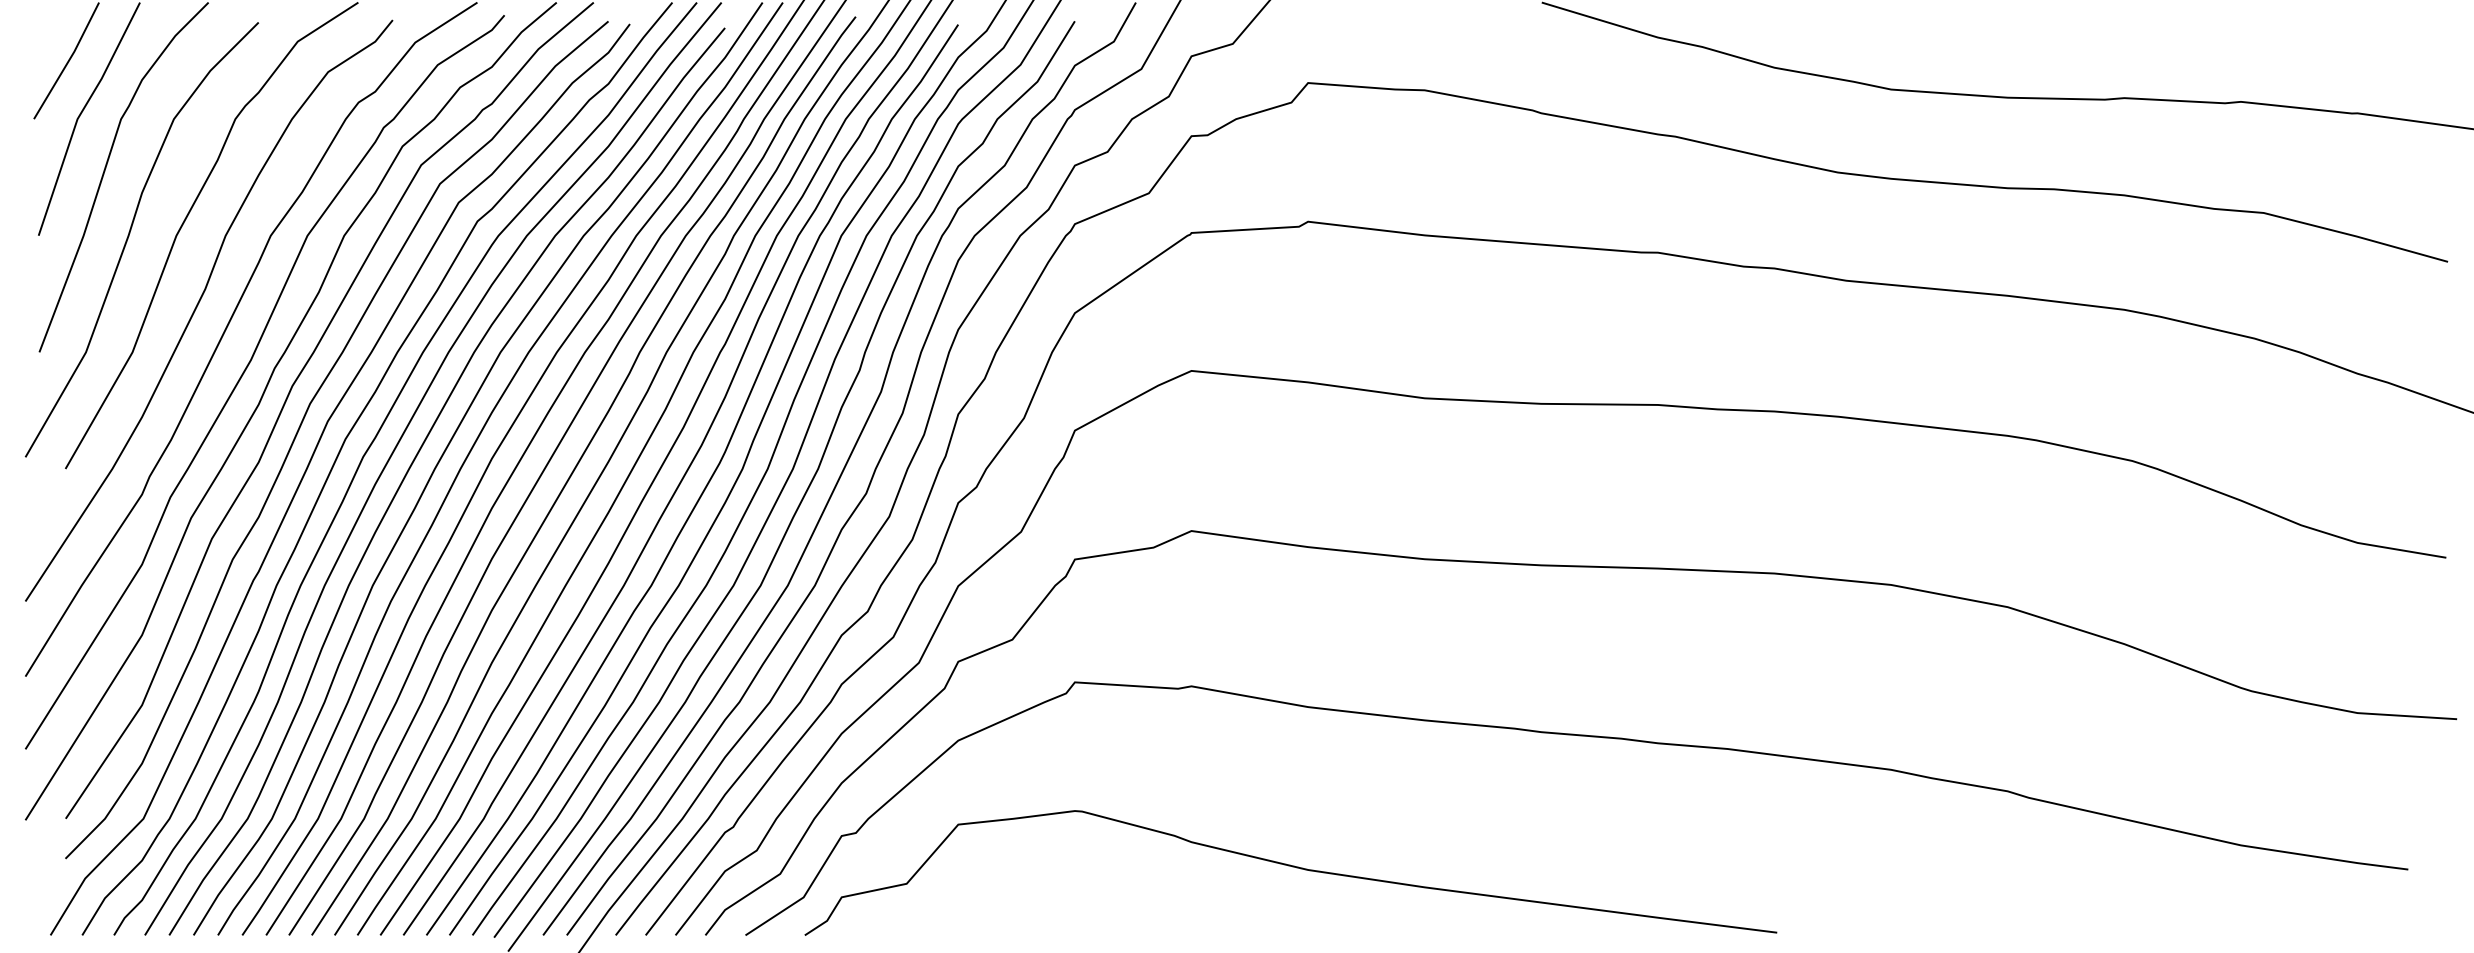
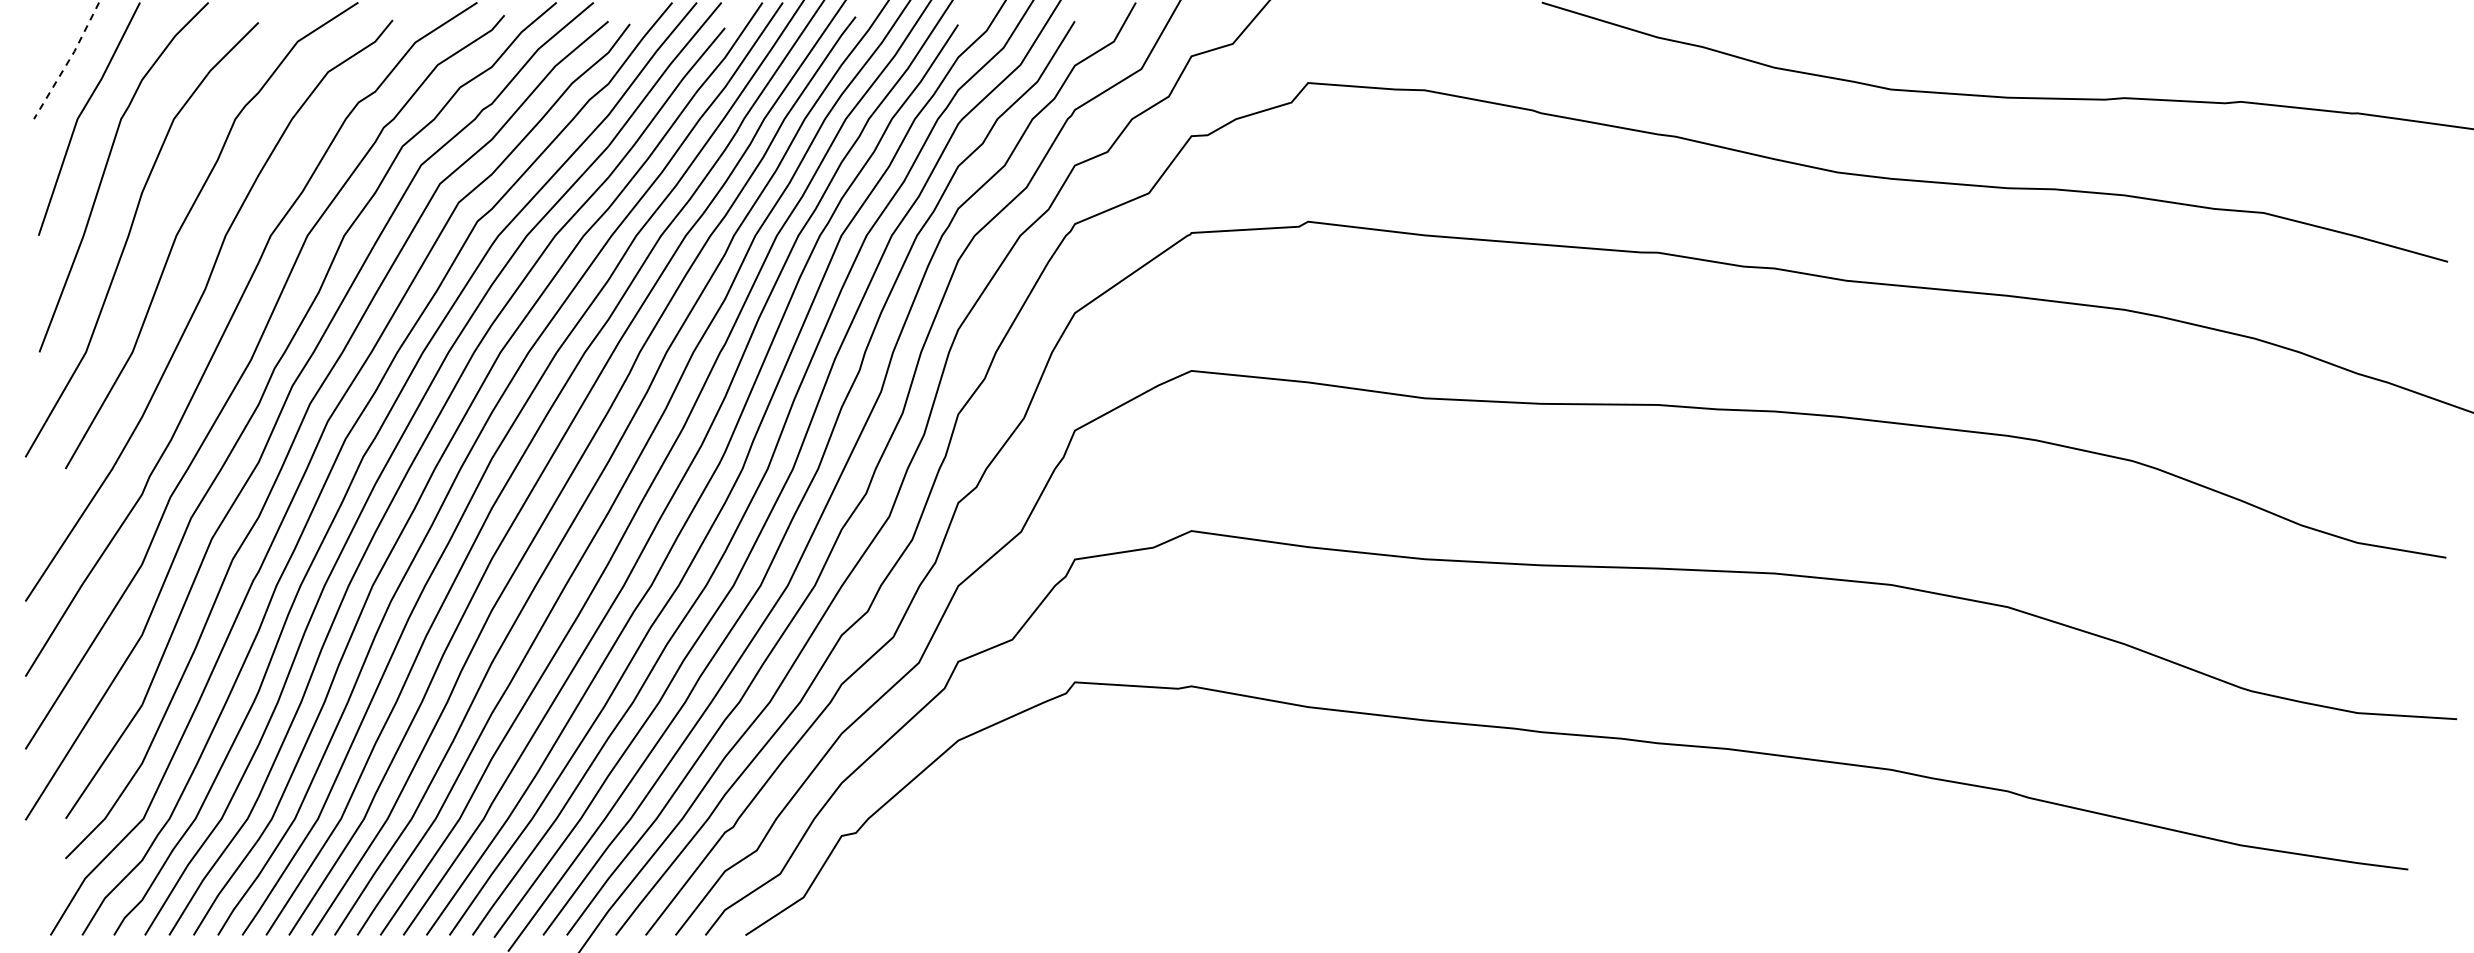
line: solid -> dashed (68, 61)
curve: present -> none (1292, 867)
